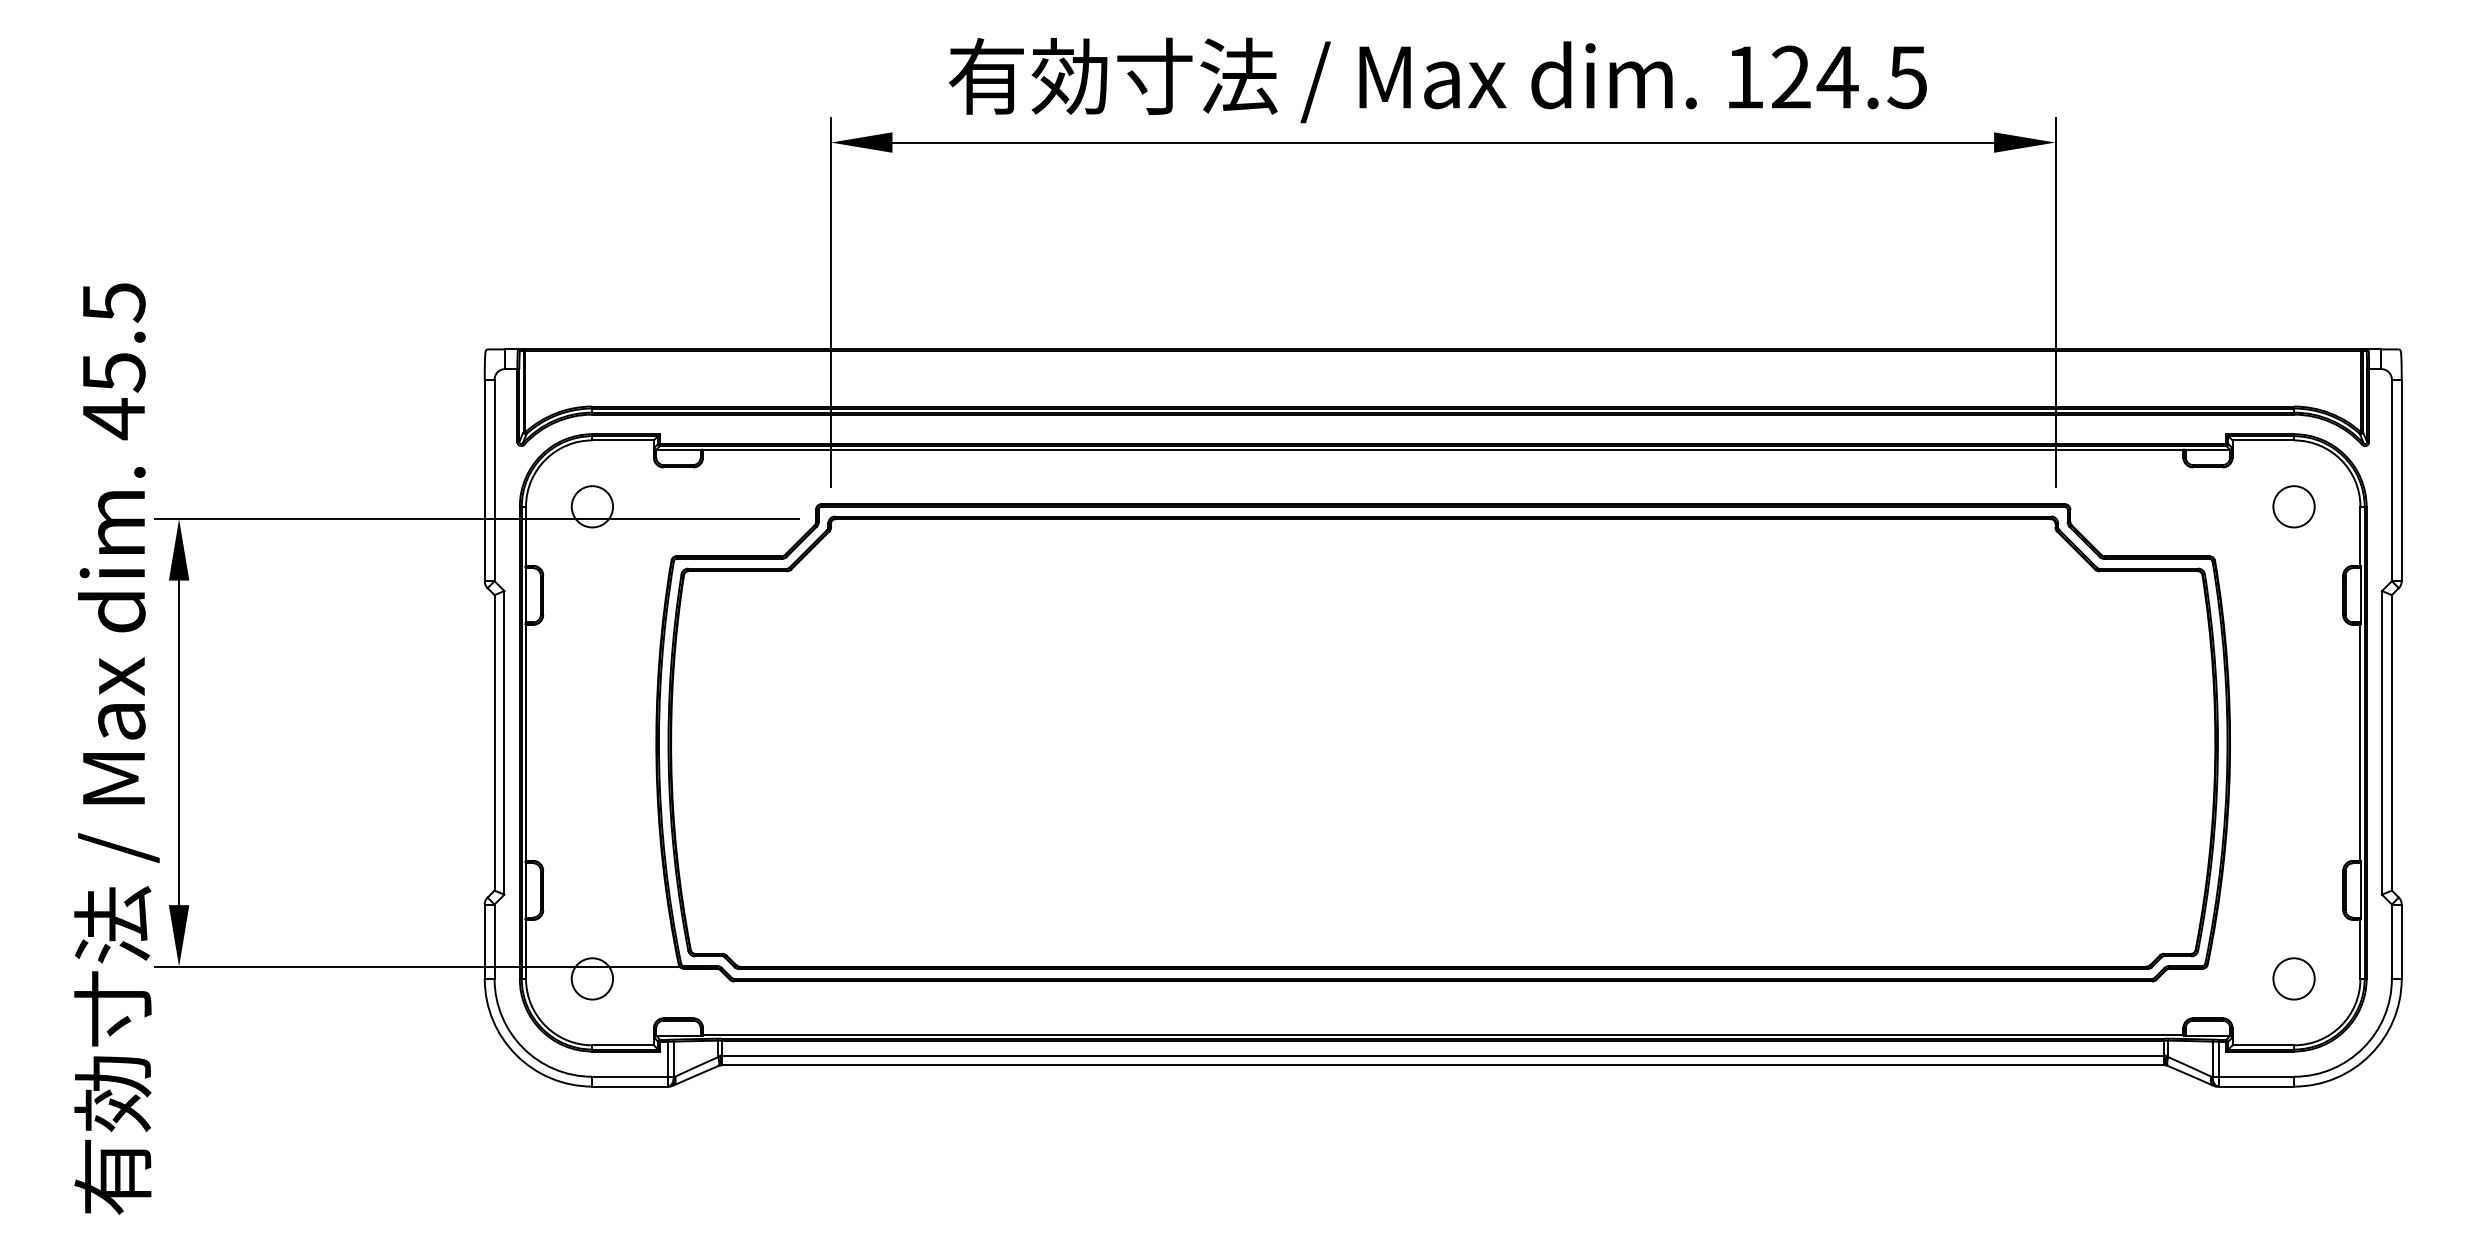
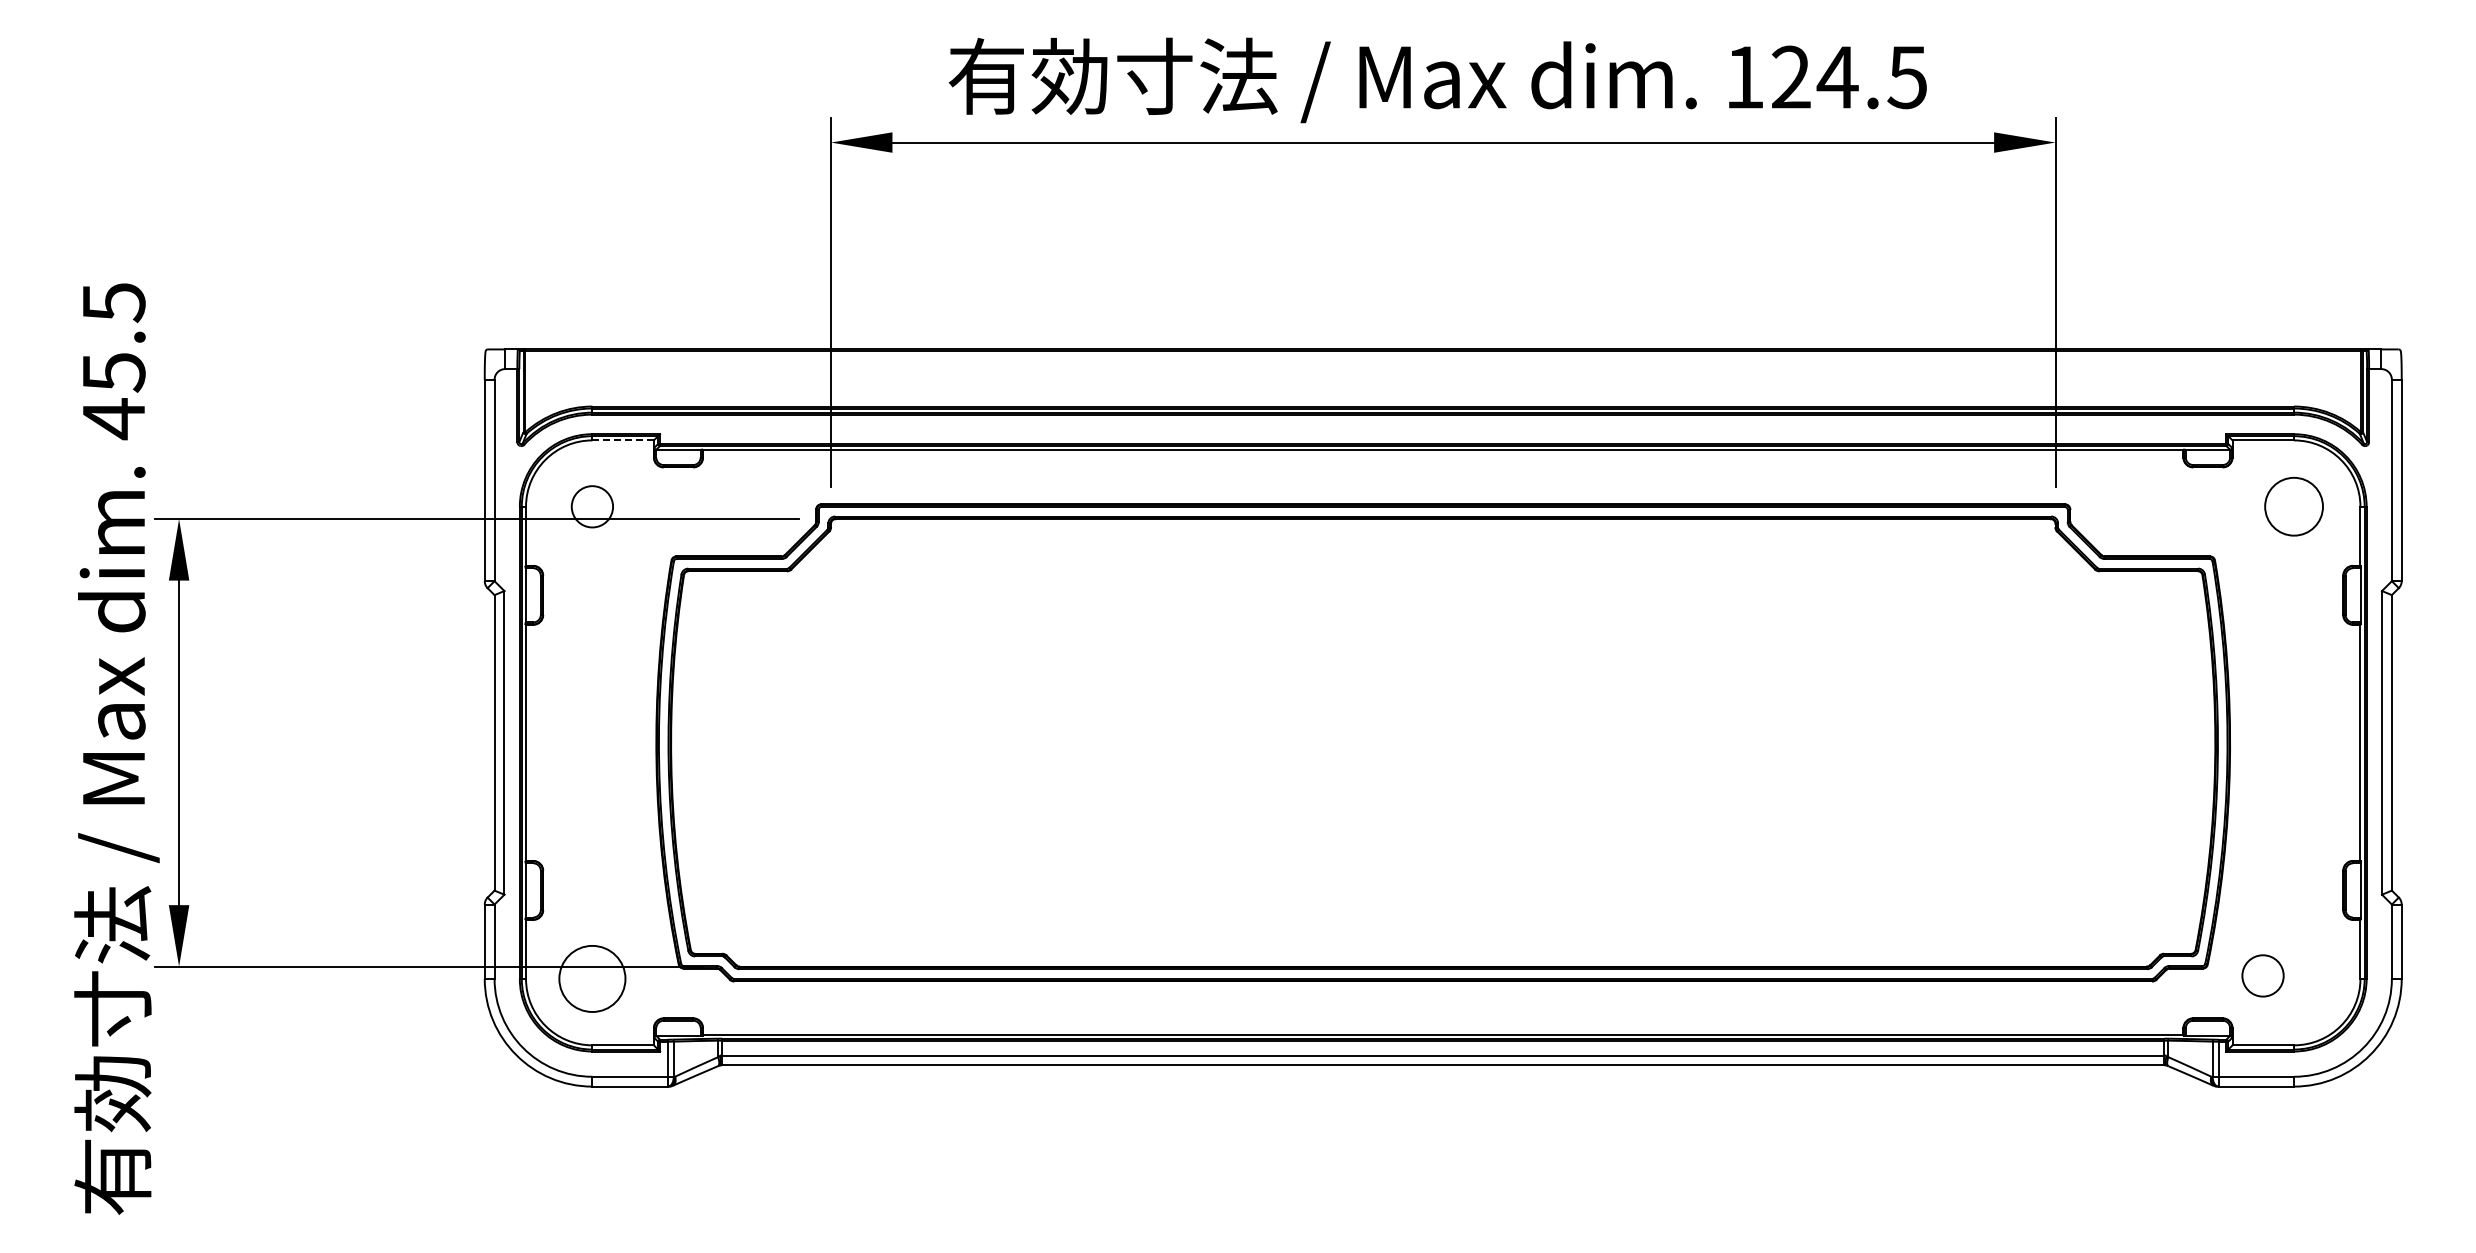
line: solid -> dashed (623, 440)
circle size: 44x44 px -> 60x61 px (2293, 506)
circle diameter: 41 px -> 66 px (592, 978)
circle position: (2293, 978) -> (2262, 975) (2262, 975)
